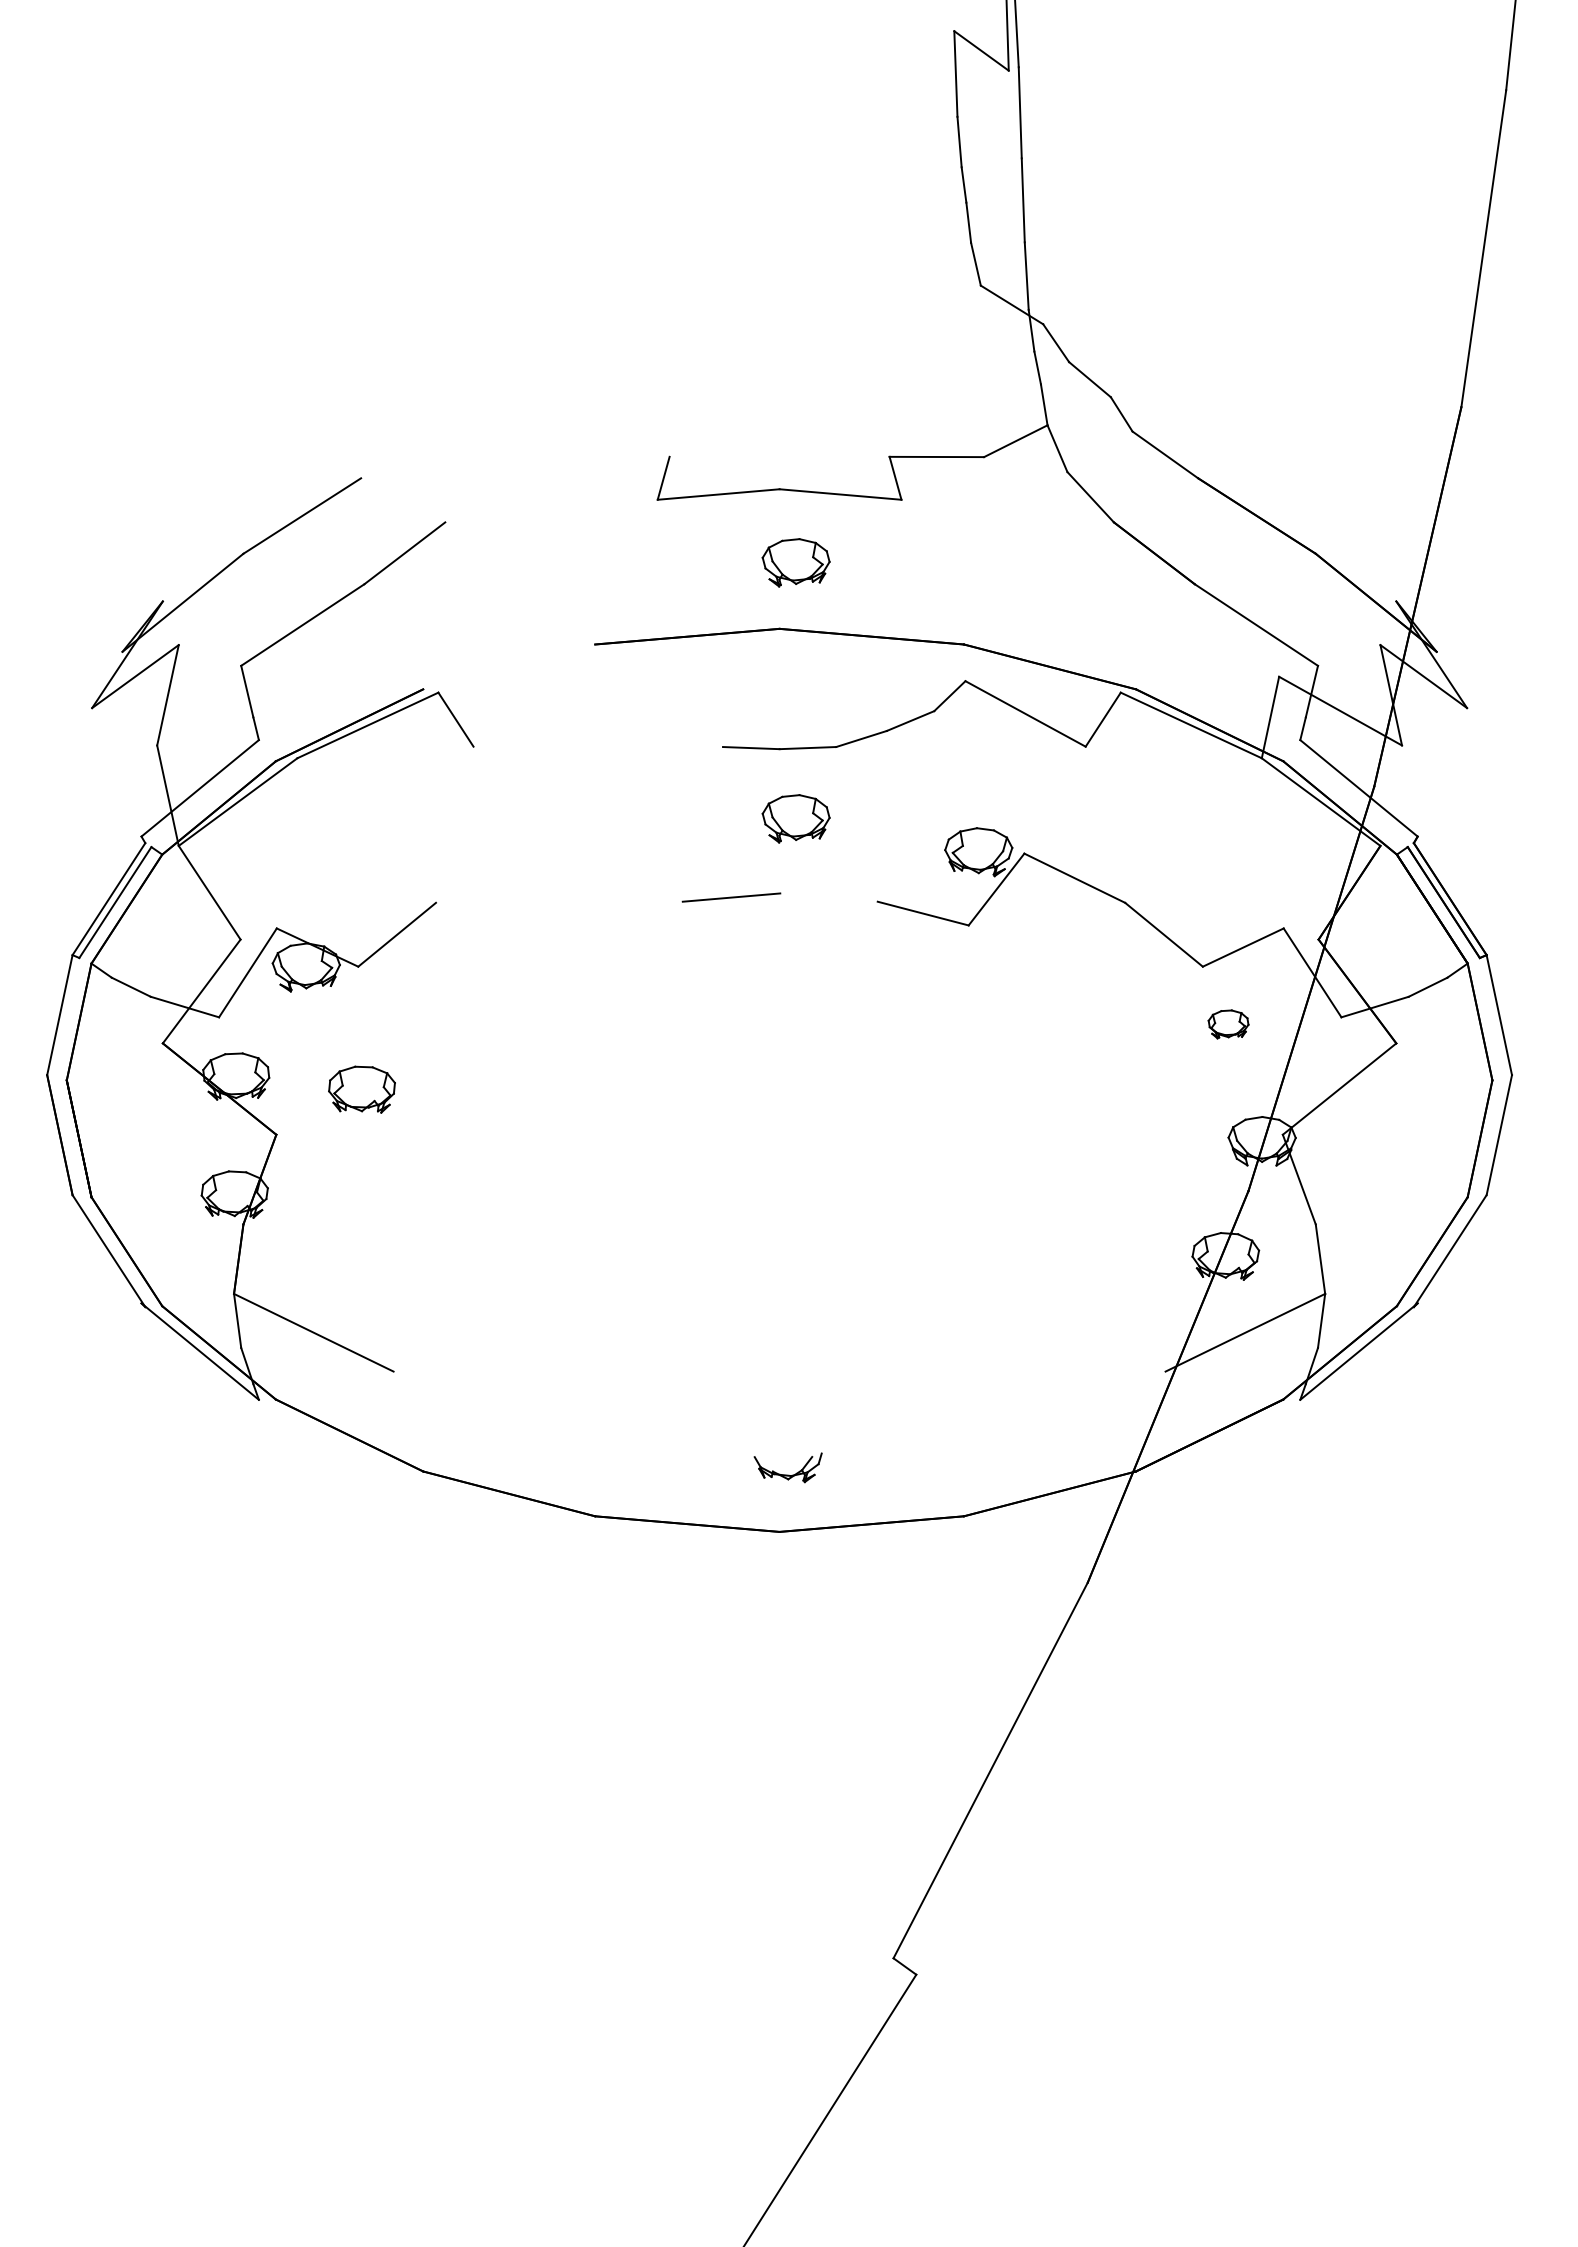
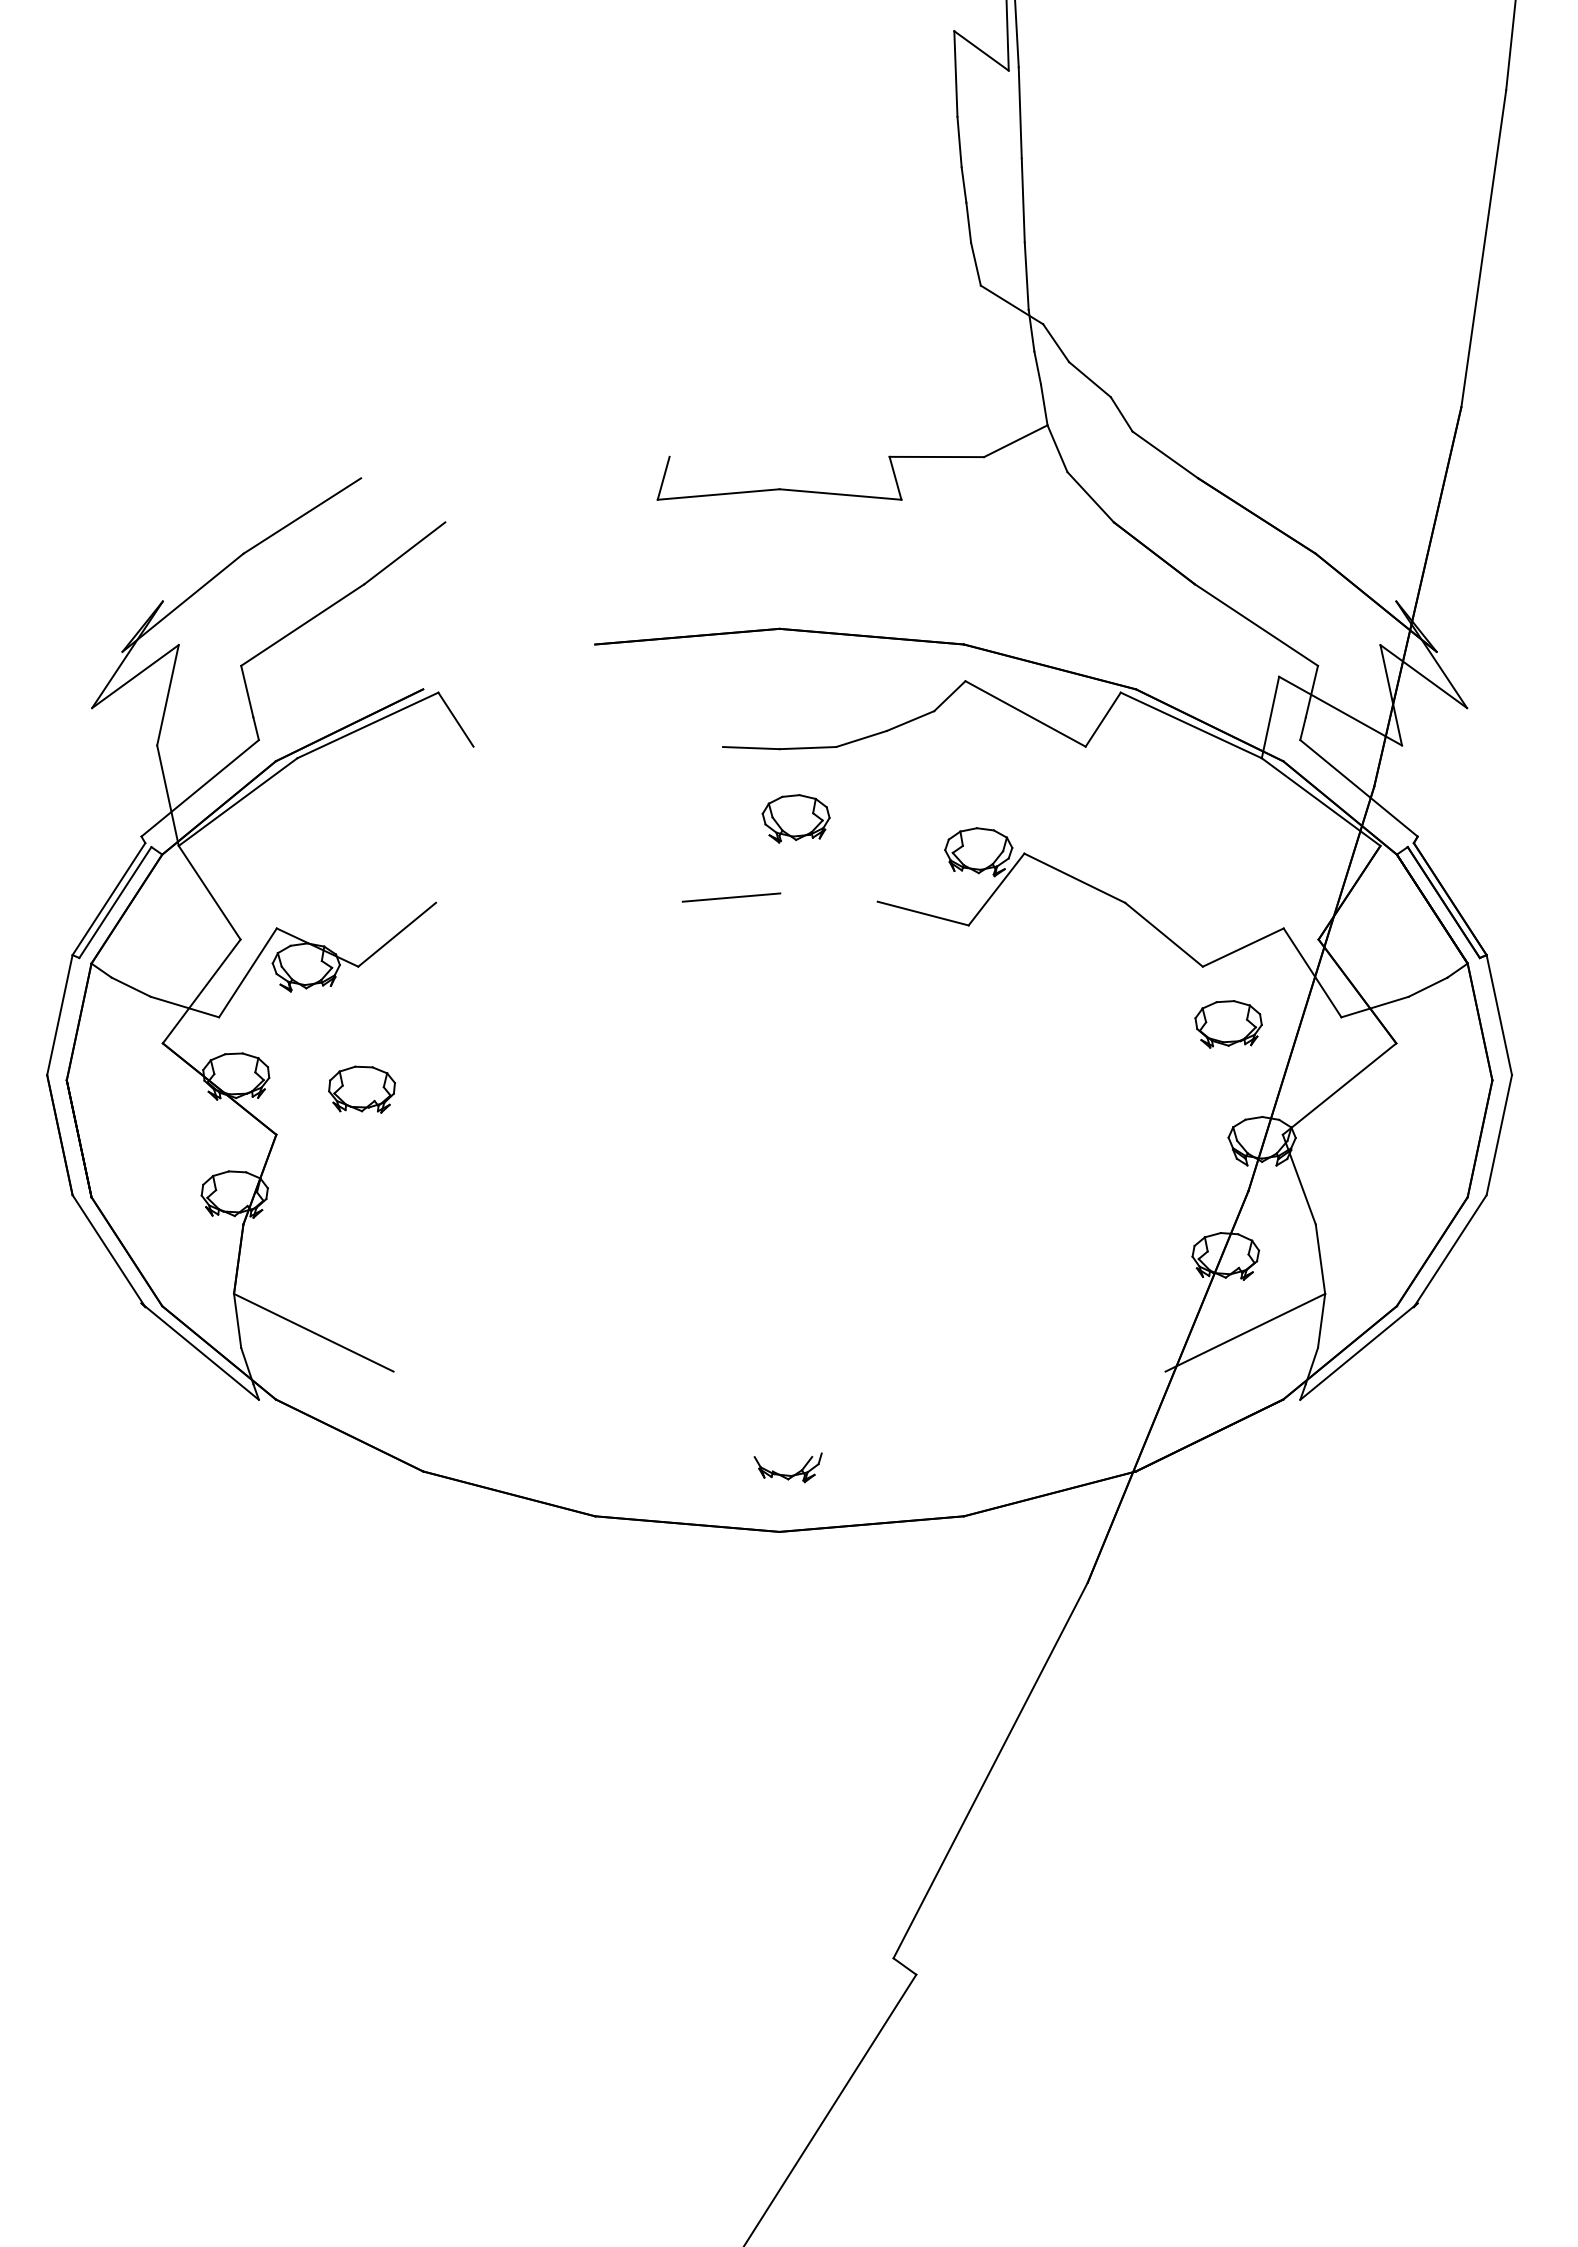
part: present -> none (795, 562)
part size: 43x31 px -> 69x49 px (1228, 1024)
